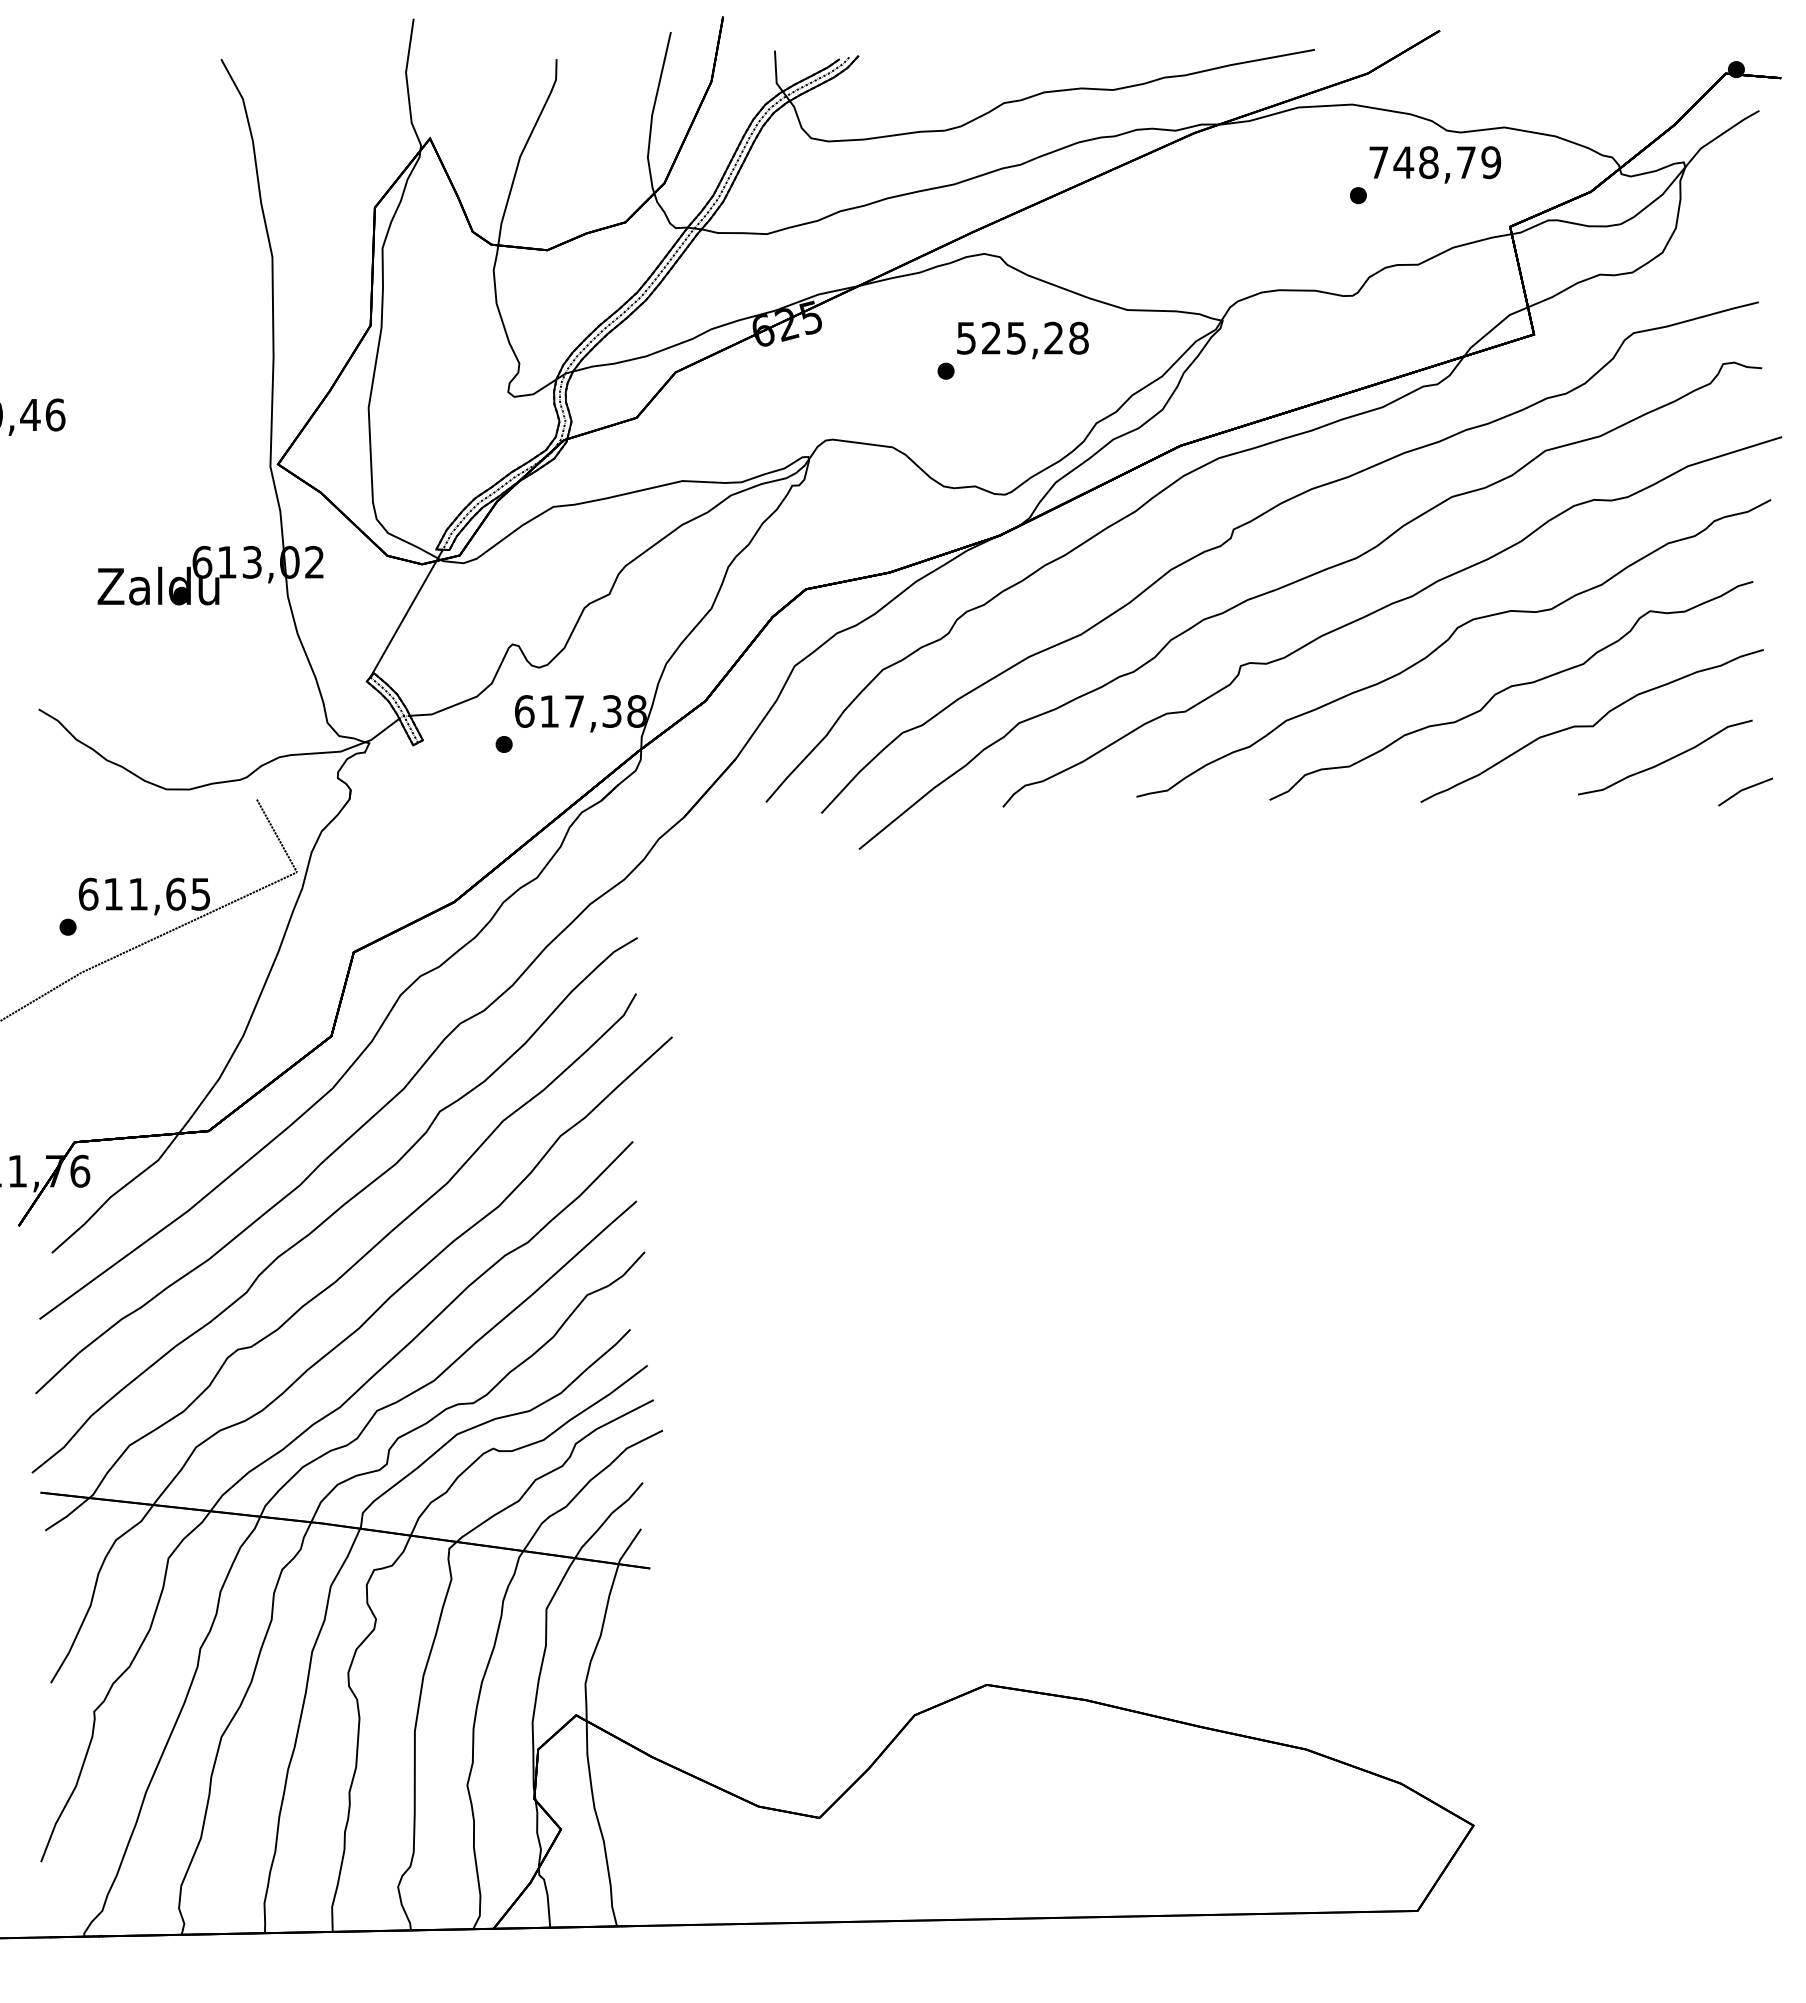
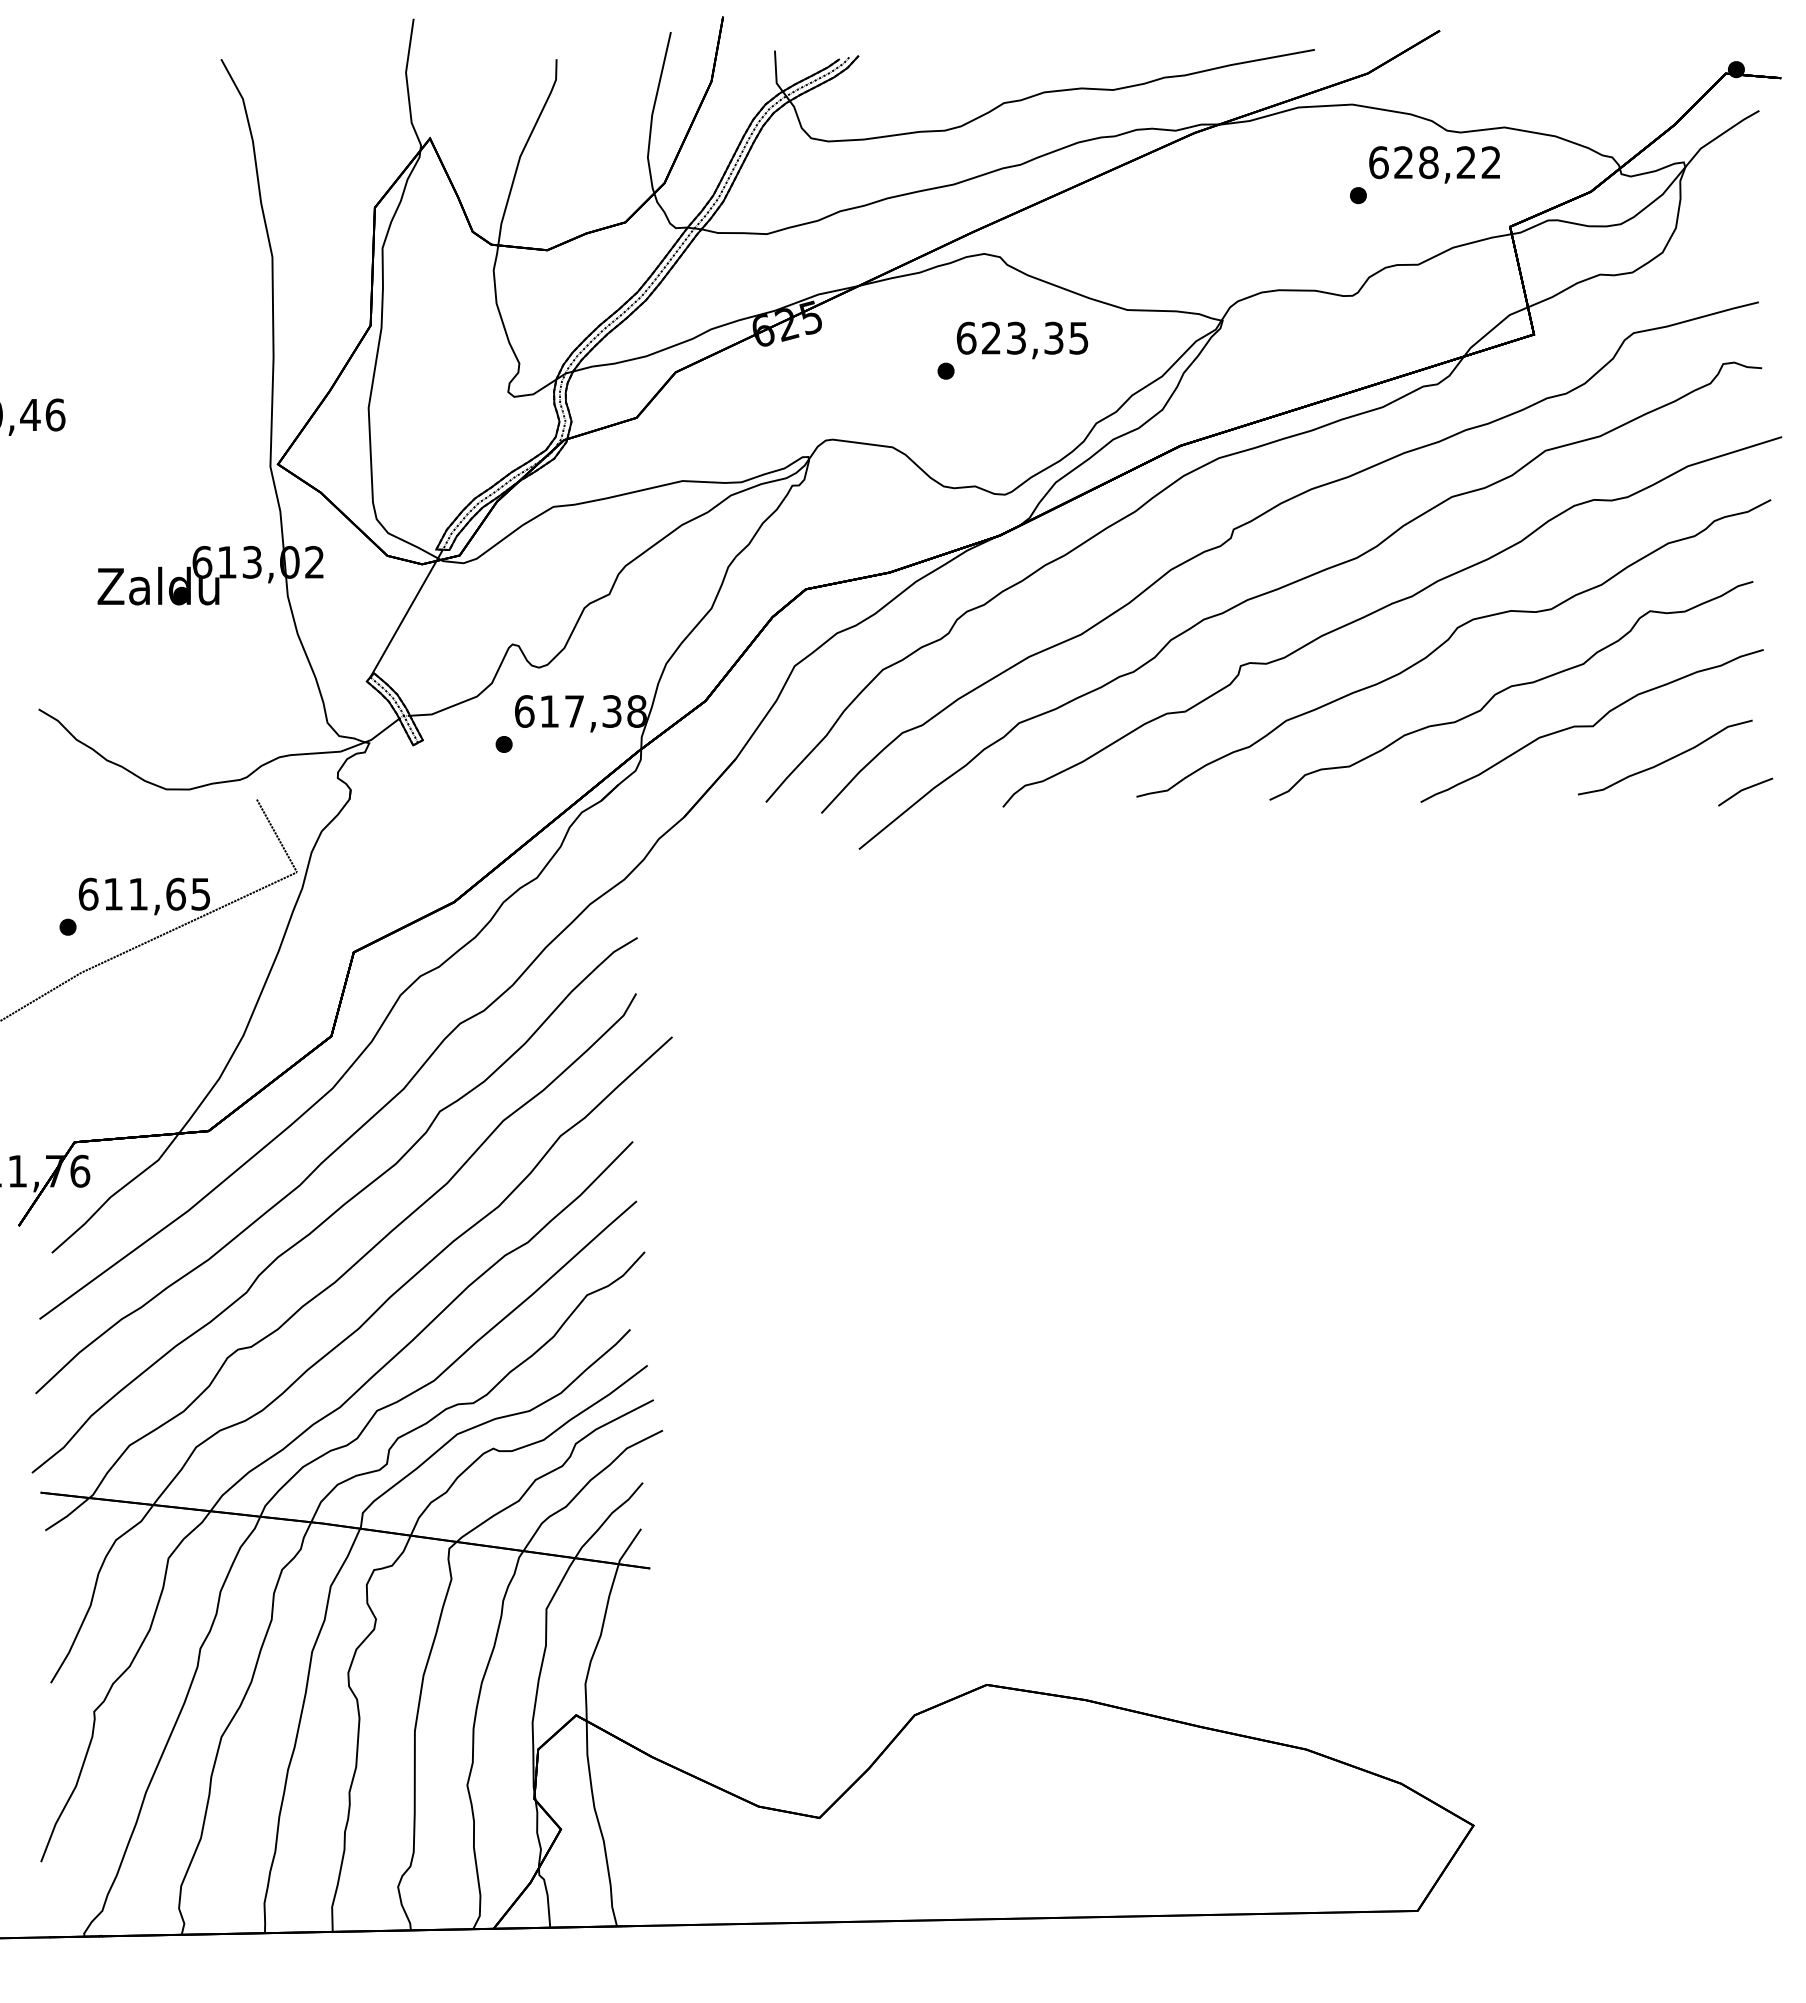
text: 748,79 -> 628,22 (1435, 162)
text: 525,28 -> 623,35 (1022, 337)
